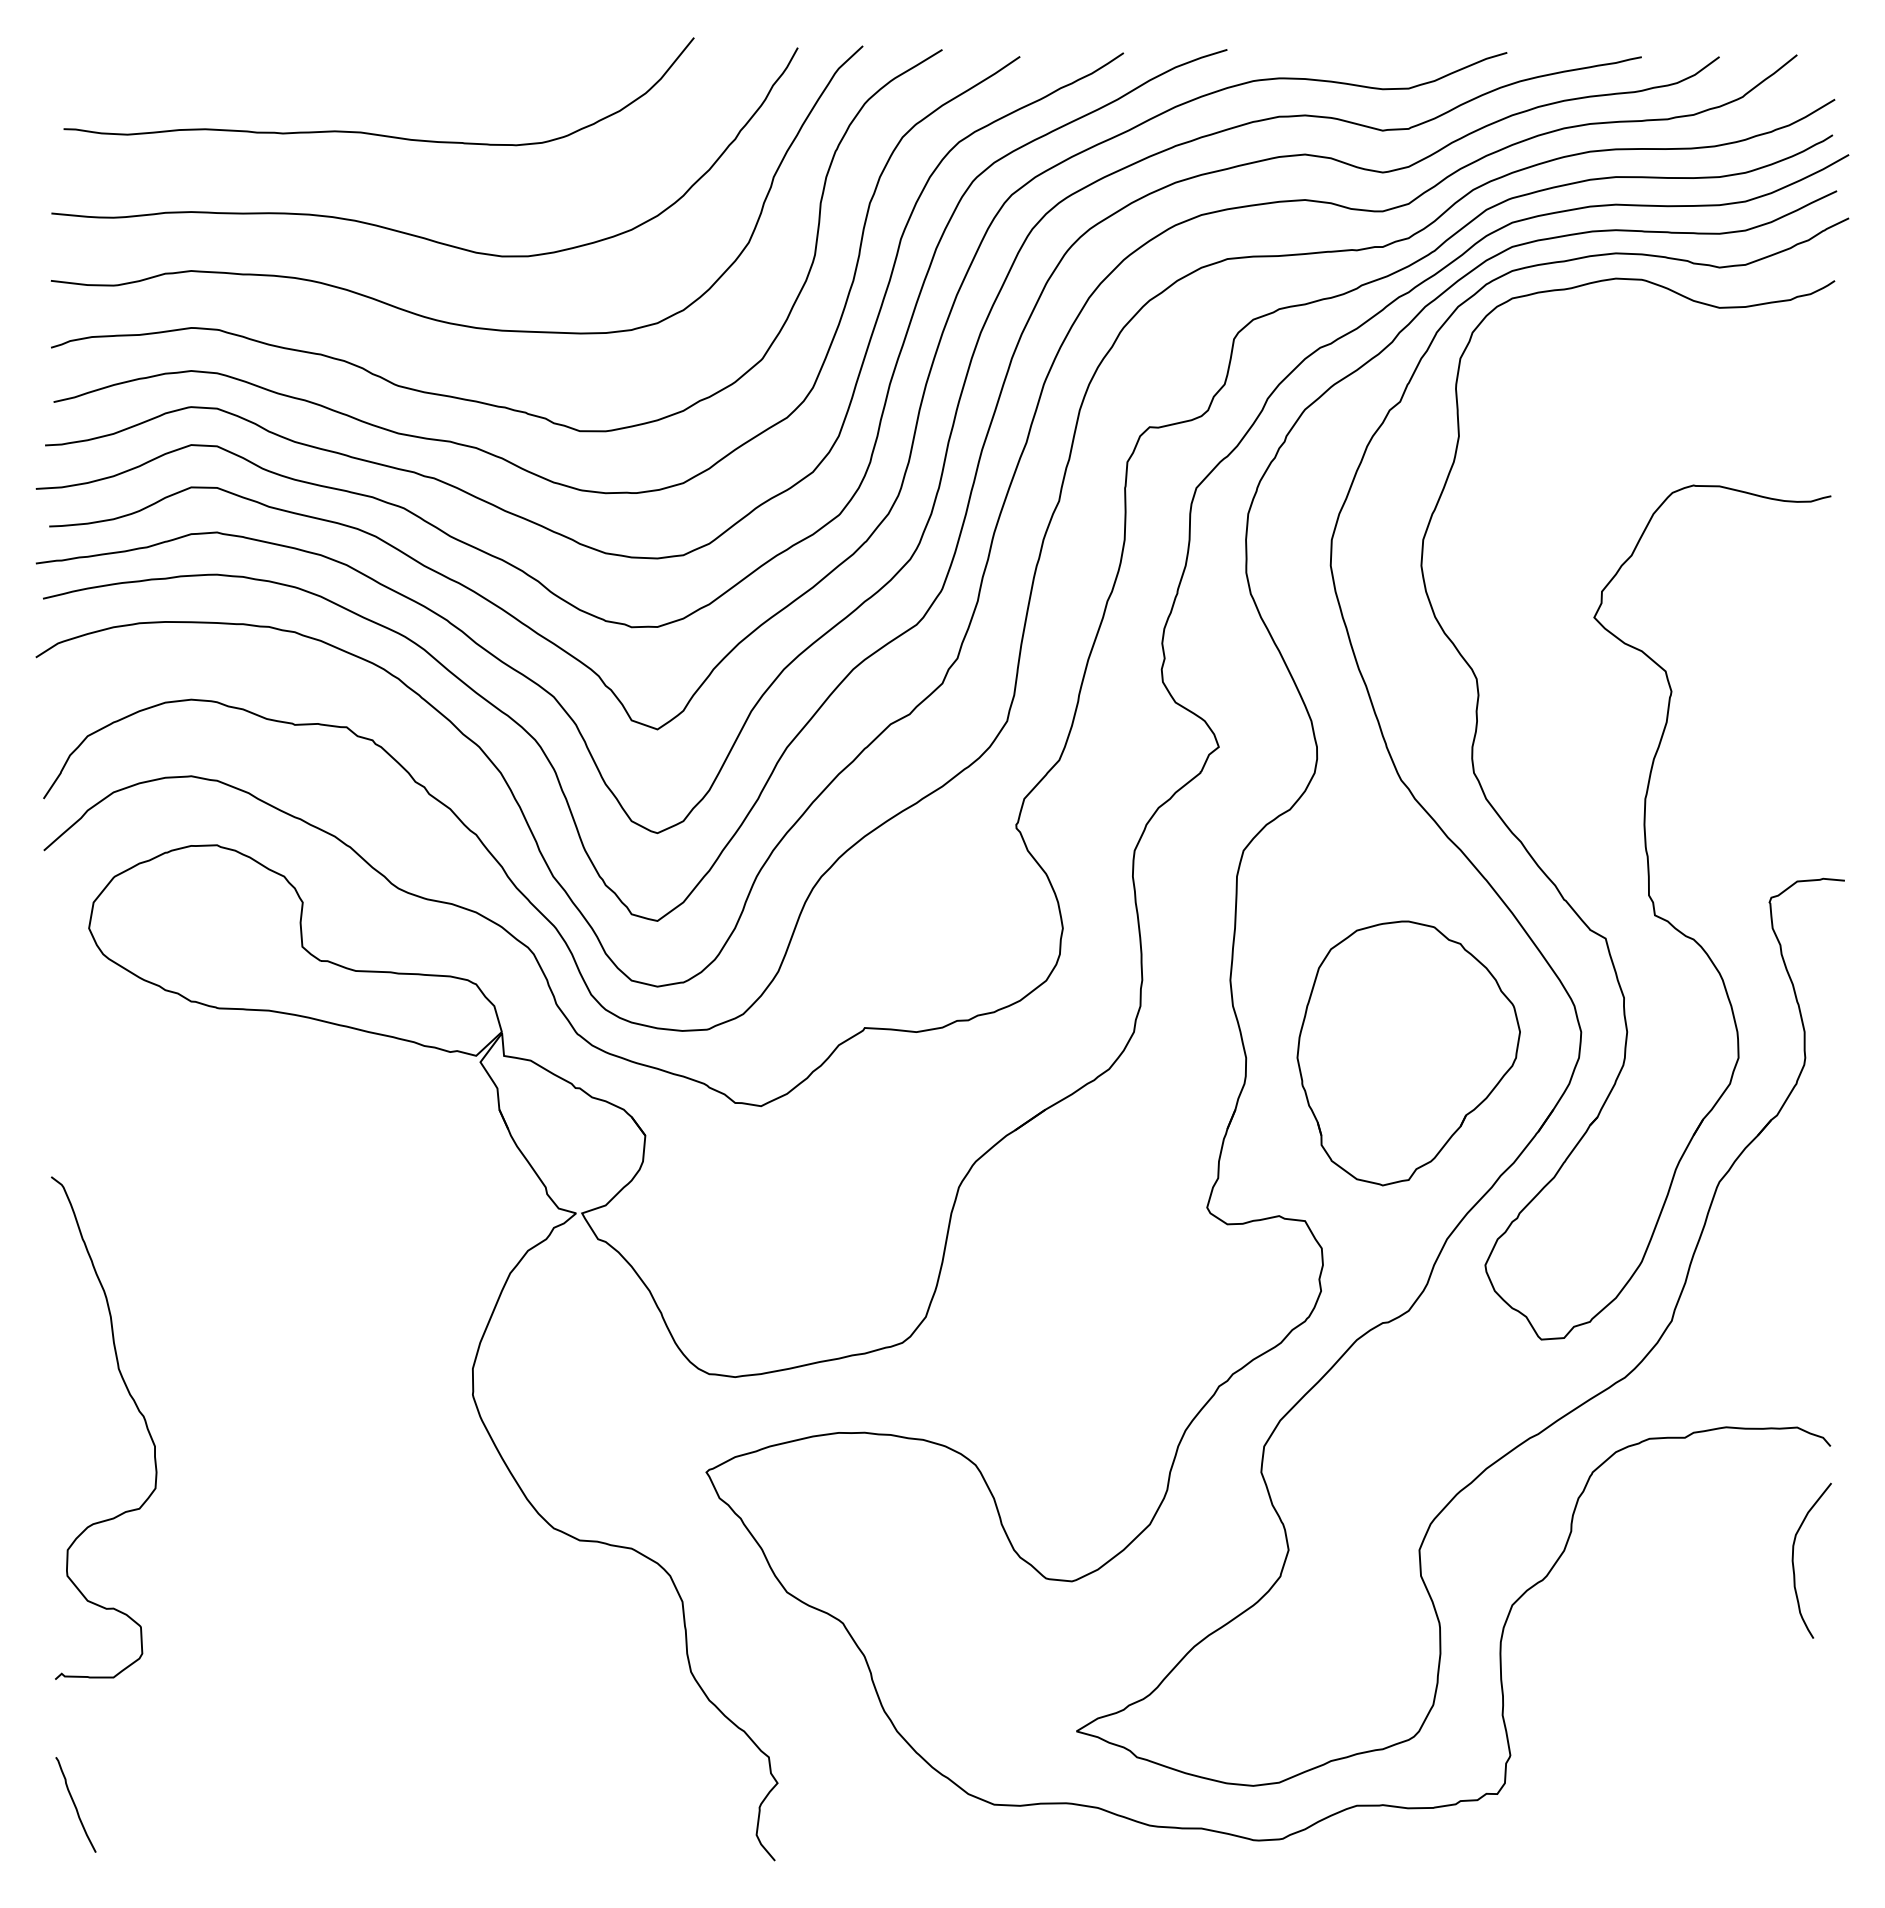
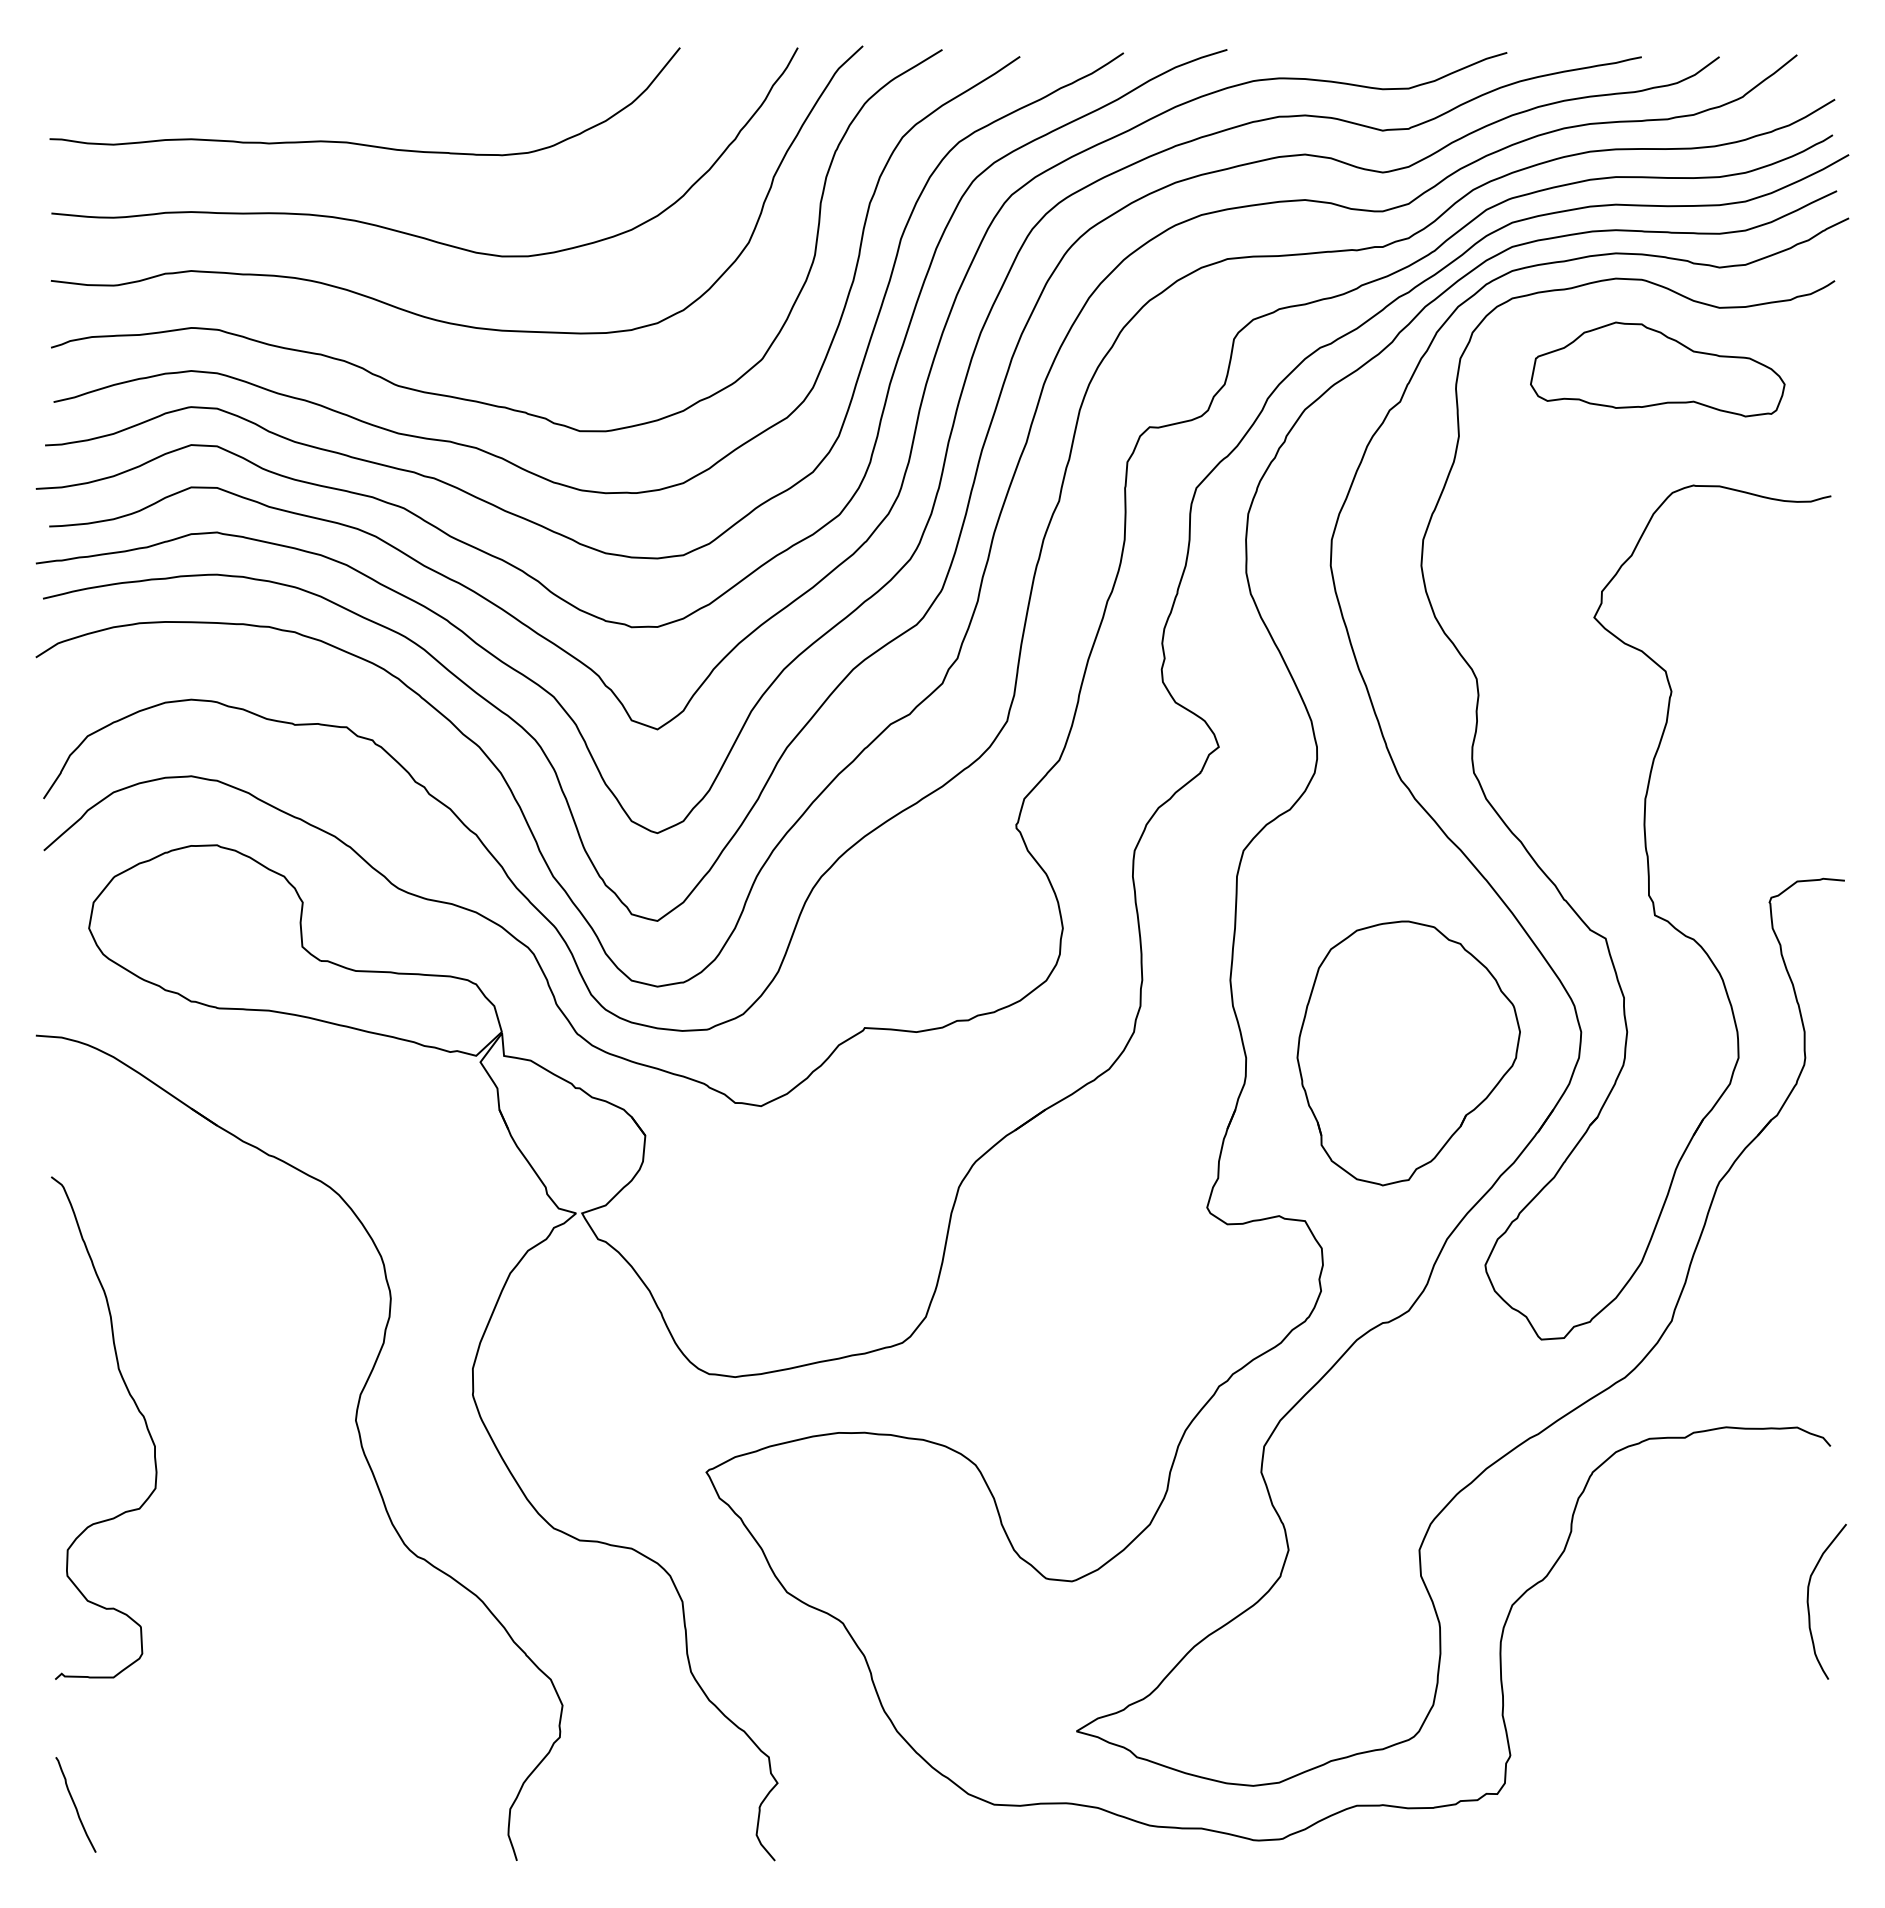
curve position: (369, 132) -> (355, 142) (355, 142)
part: none -> present (1657, 369)
part: none -> present (358, 1435)
curve position: (1794, 1565) -> (1809, 1606) (1809, 1606)
